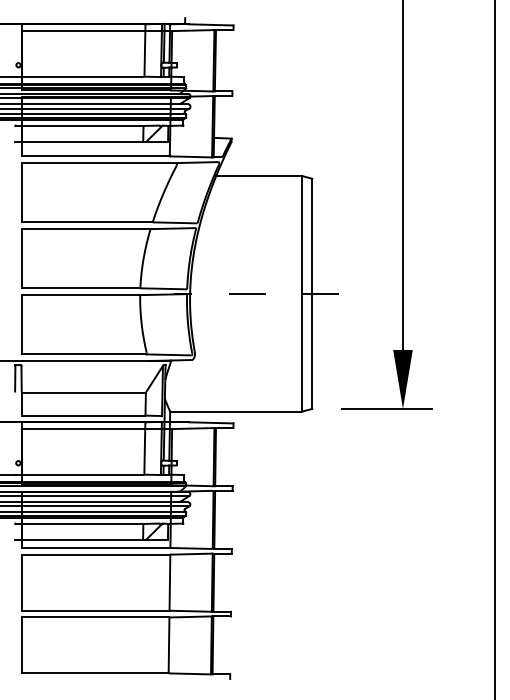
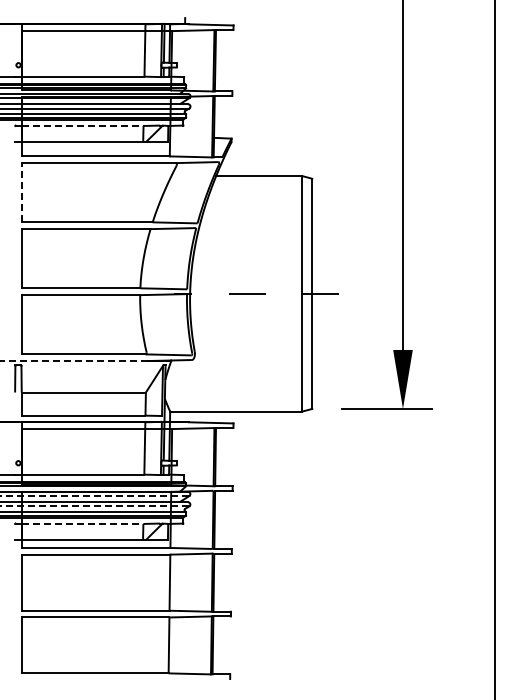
line: solid -> dashed (82, 125)
line: solid -> dashed (21, 192)
line: solid -> dashed (74, 361)
line: solid -> dashed (94, 496)
line: solid -> dashed (94, 506)
line: solid -> dashed (82, 523)
